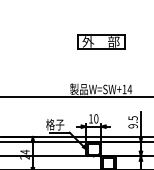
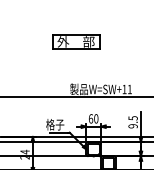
part position: (101, 41) -> (76, 41) (76, 41)
text: W=SW+14 -> W=SW+11 (129, 89)
text: 10 -> 60 (91, 118)
